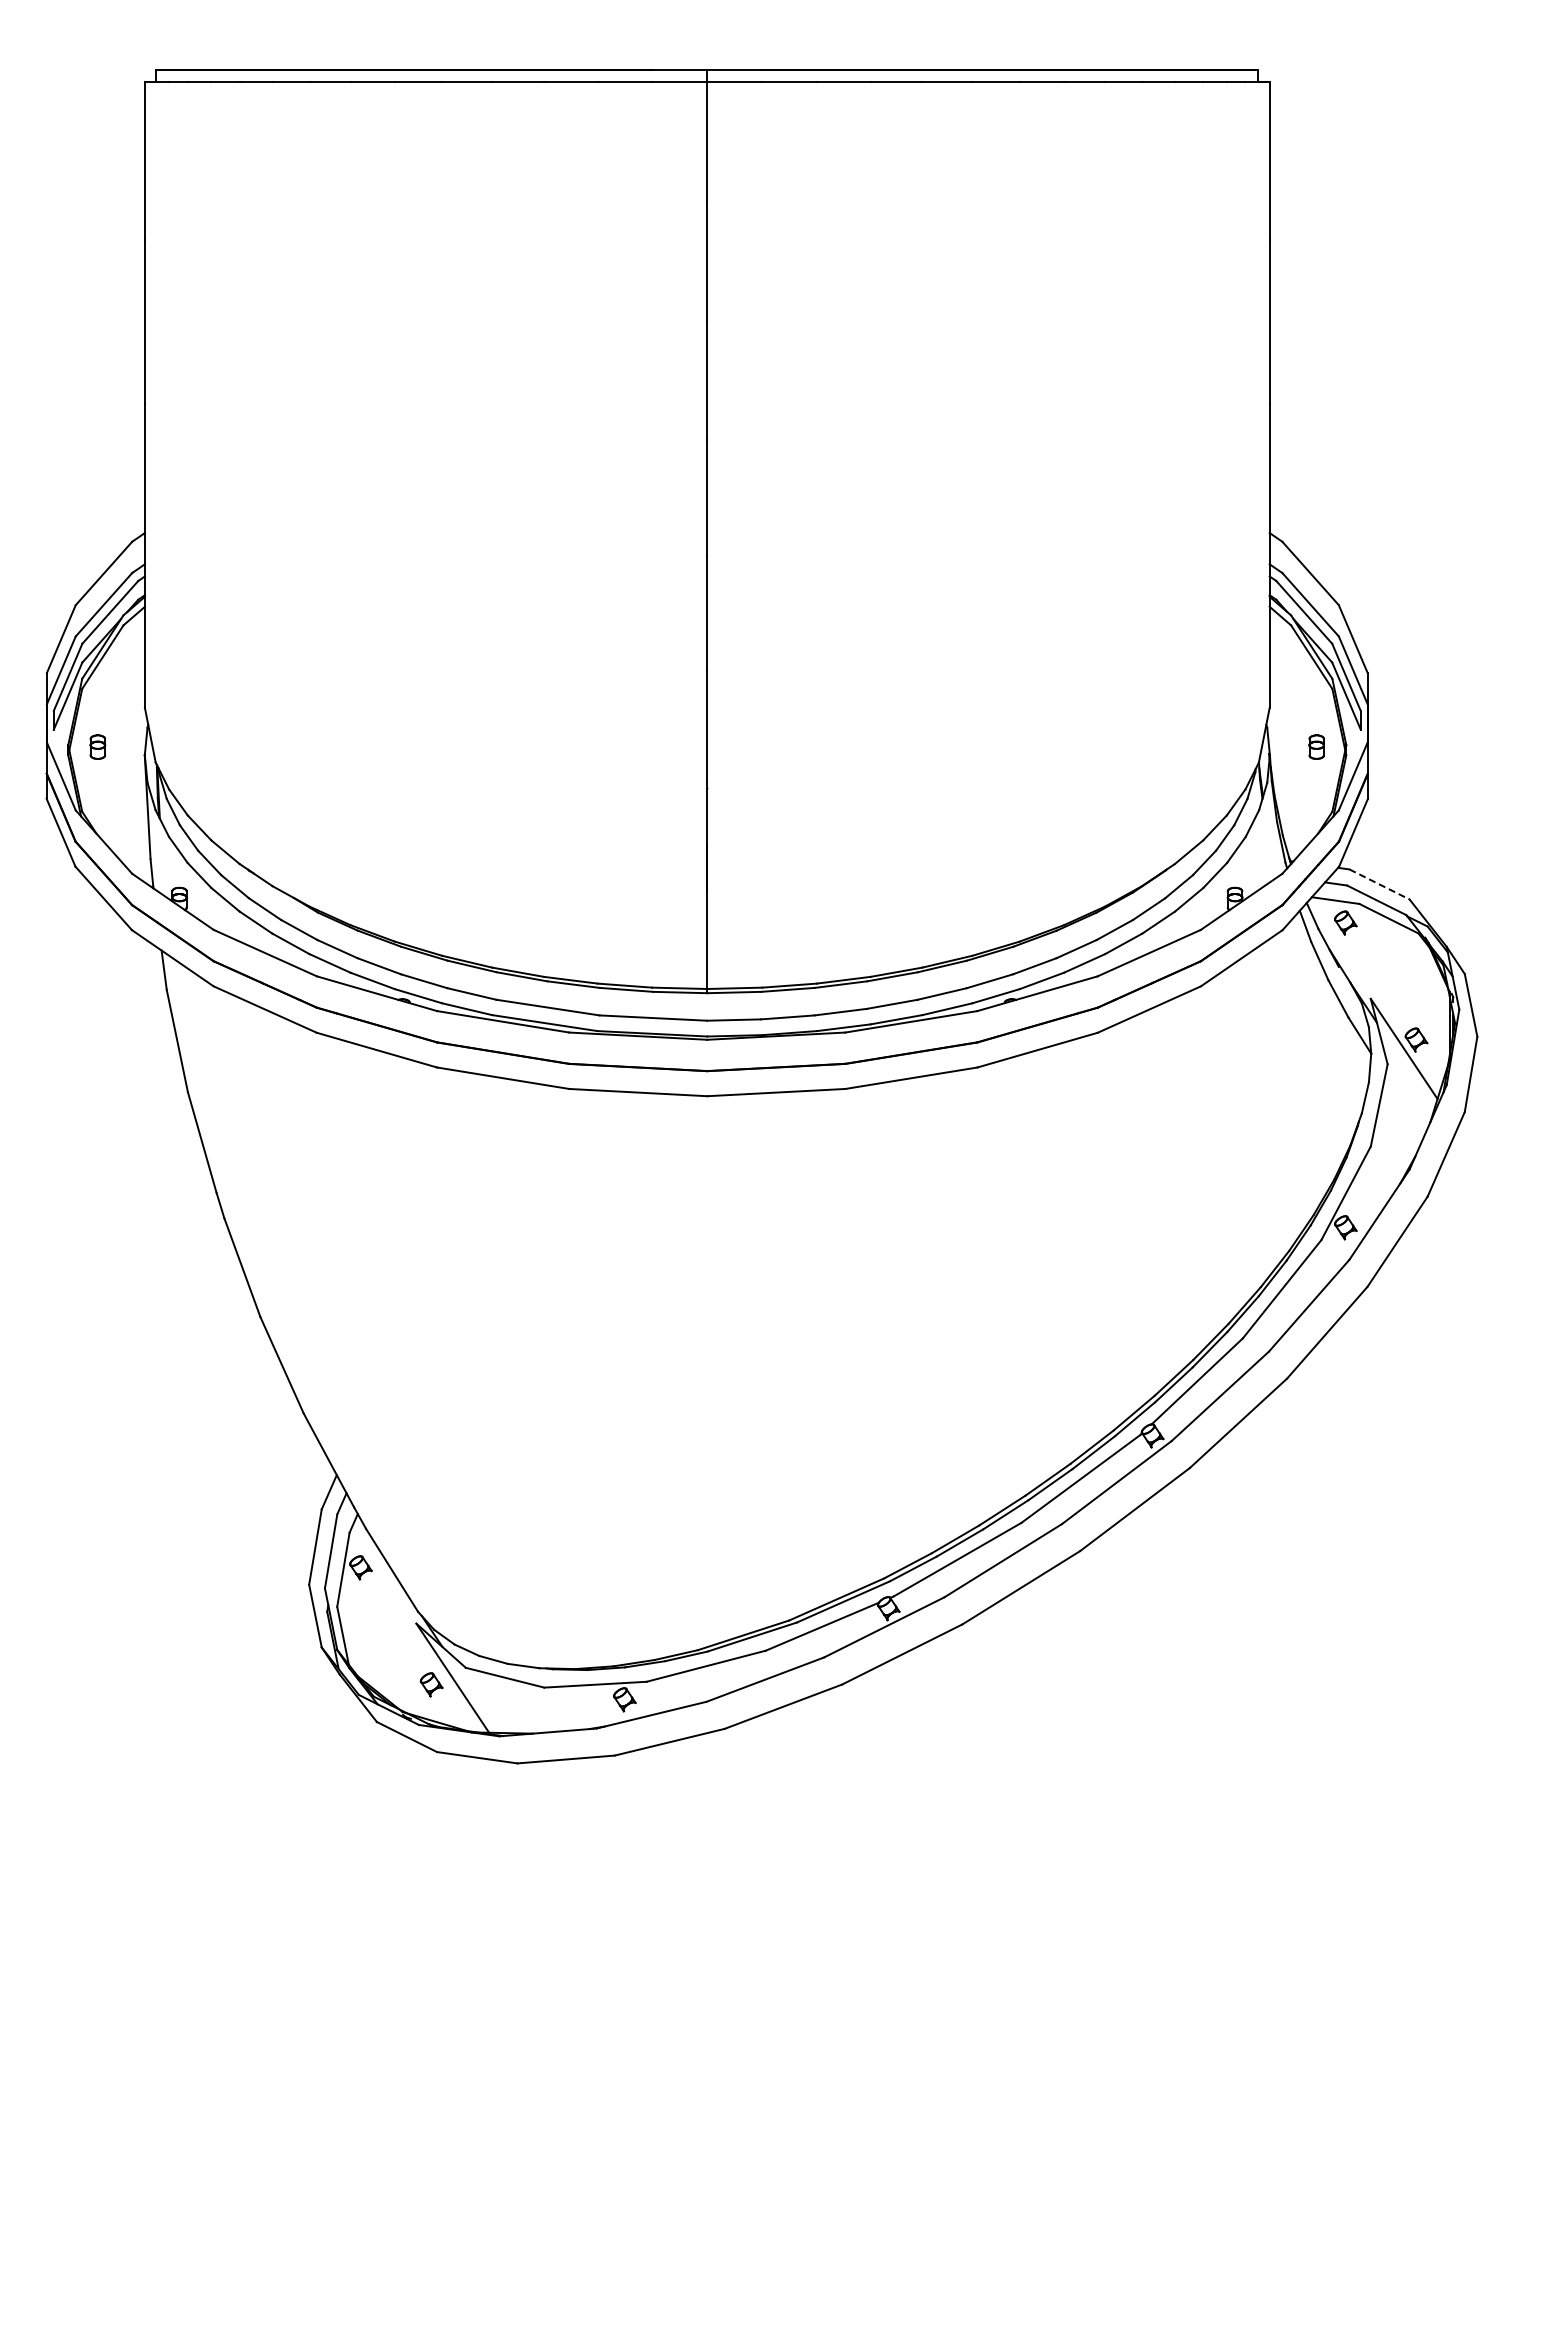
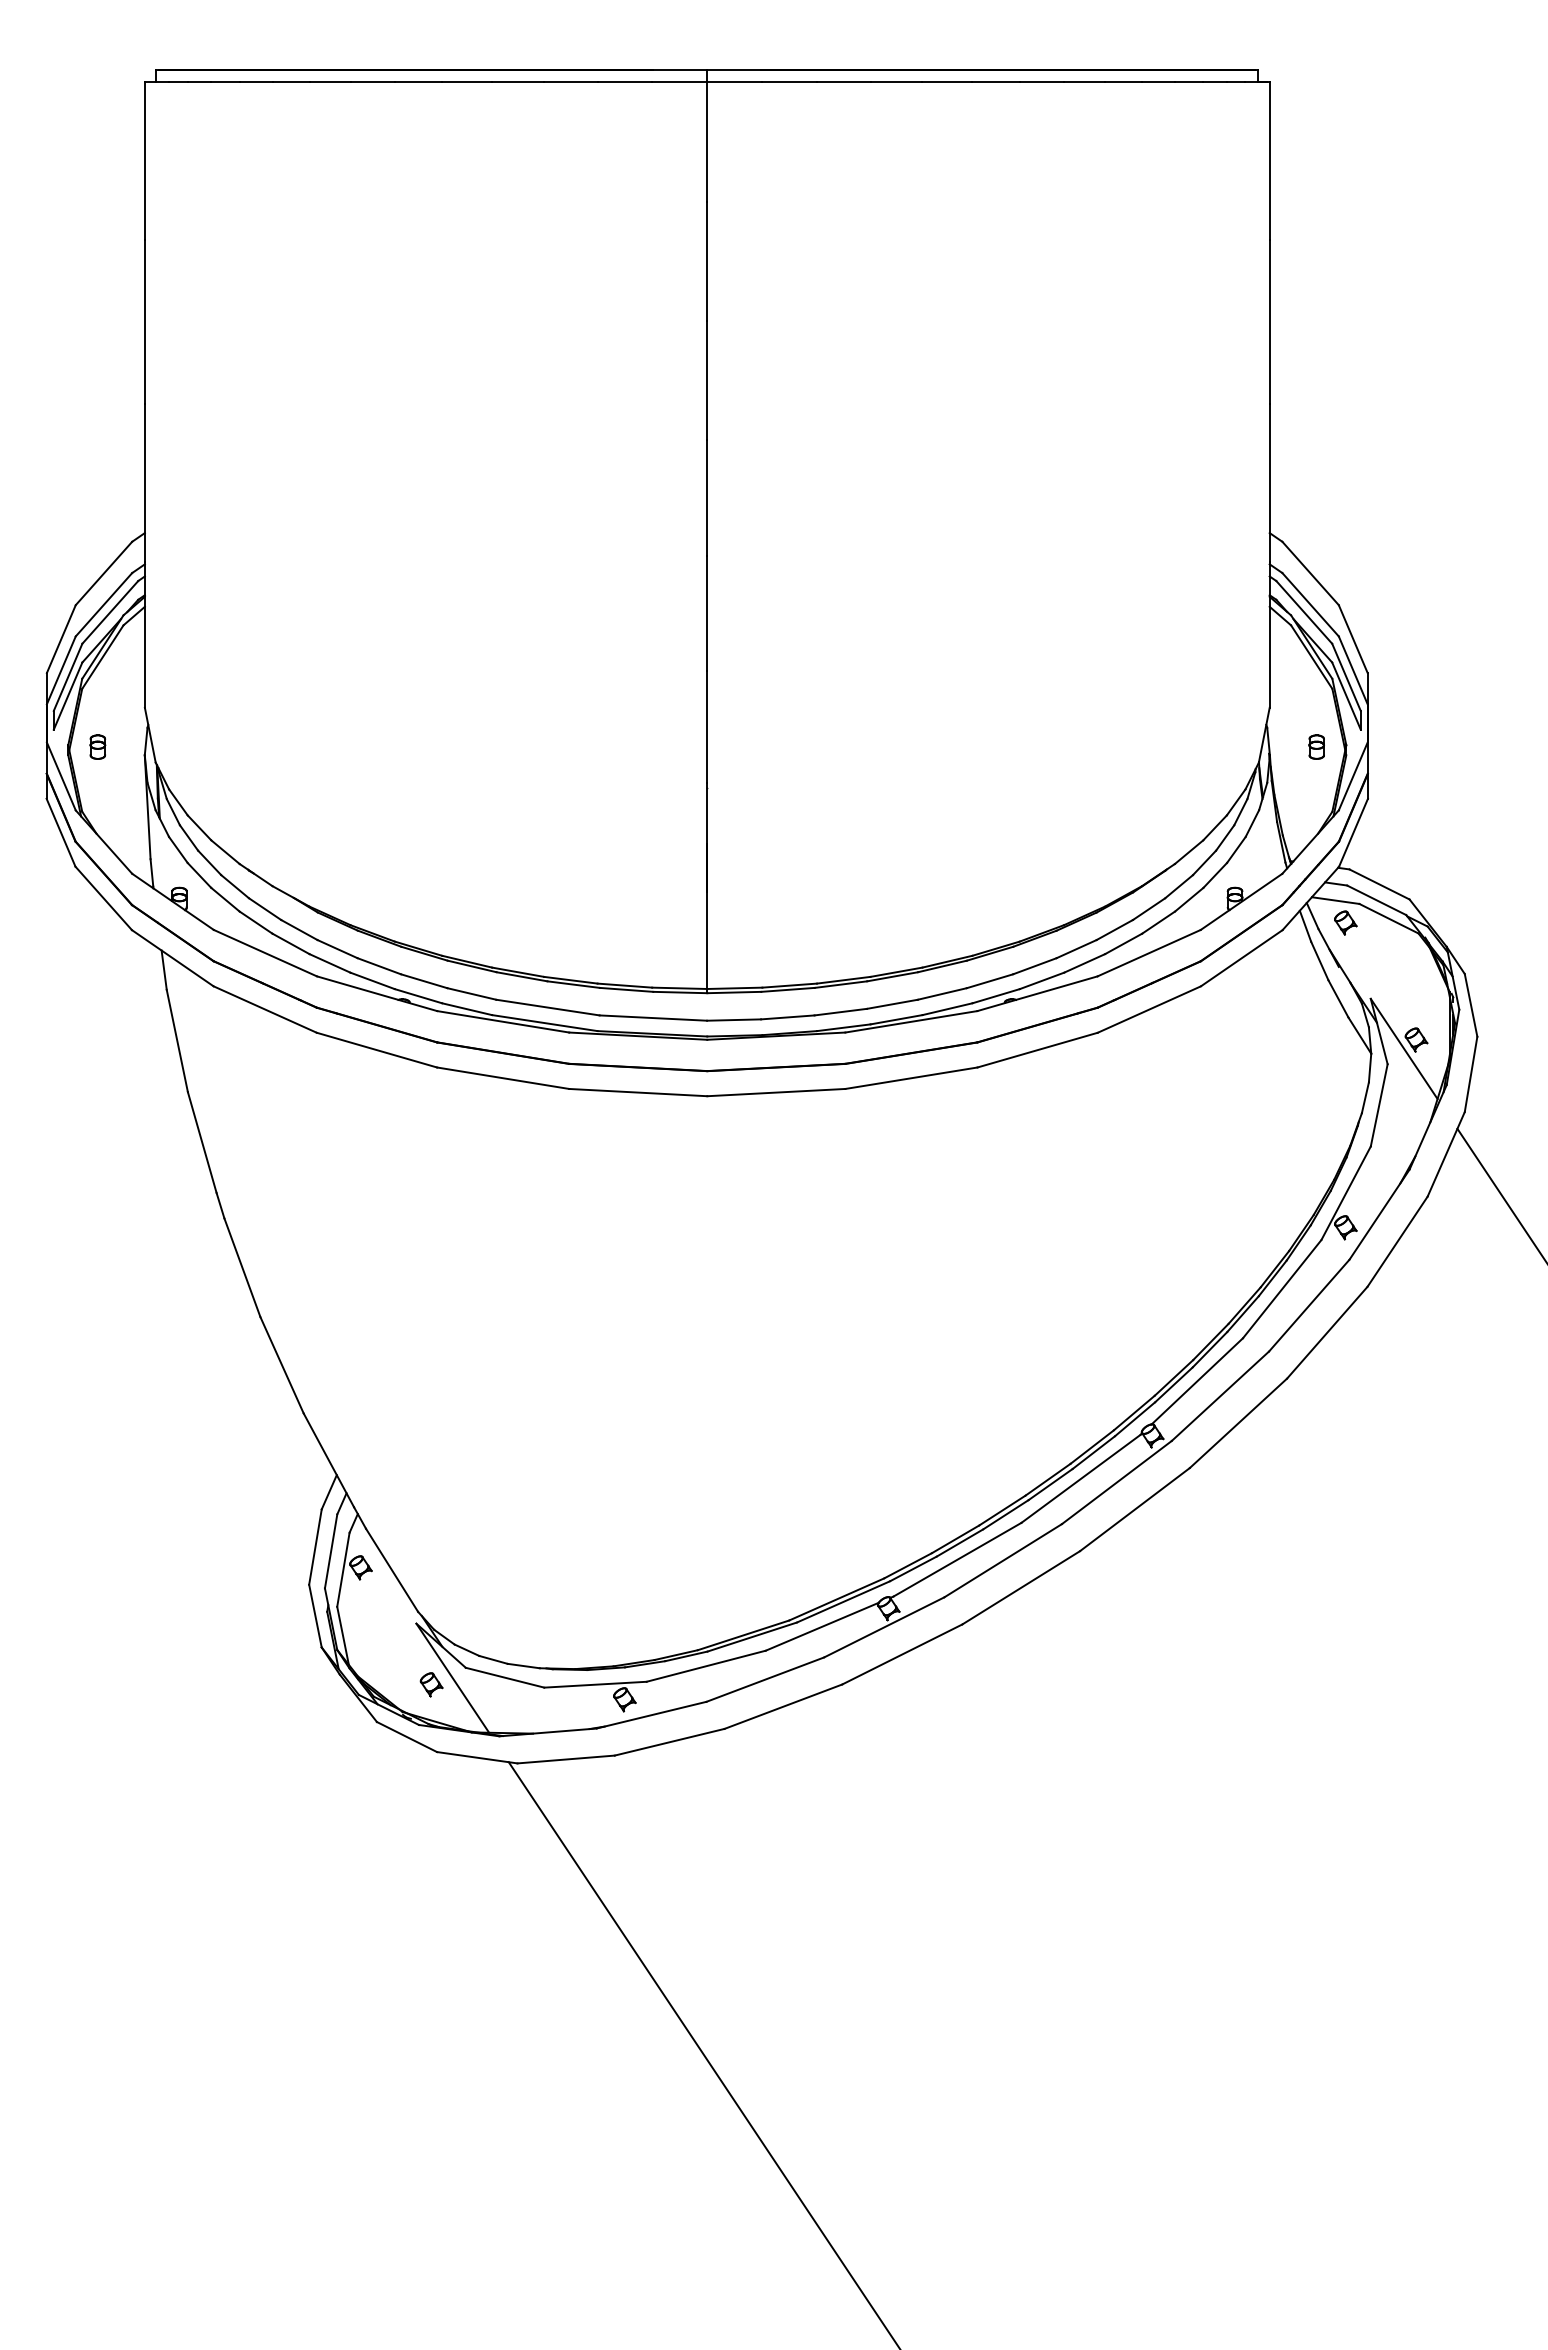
line: dashed -> solid (1379, 884)
line: none -> present (1500, 1193)
line: none -> present (703, 2054)
